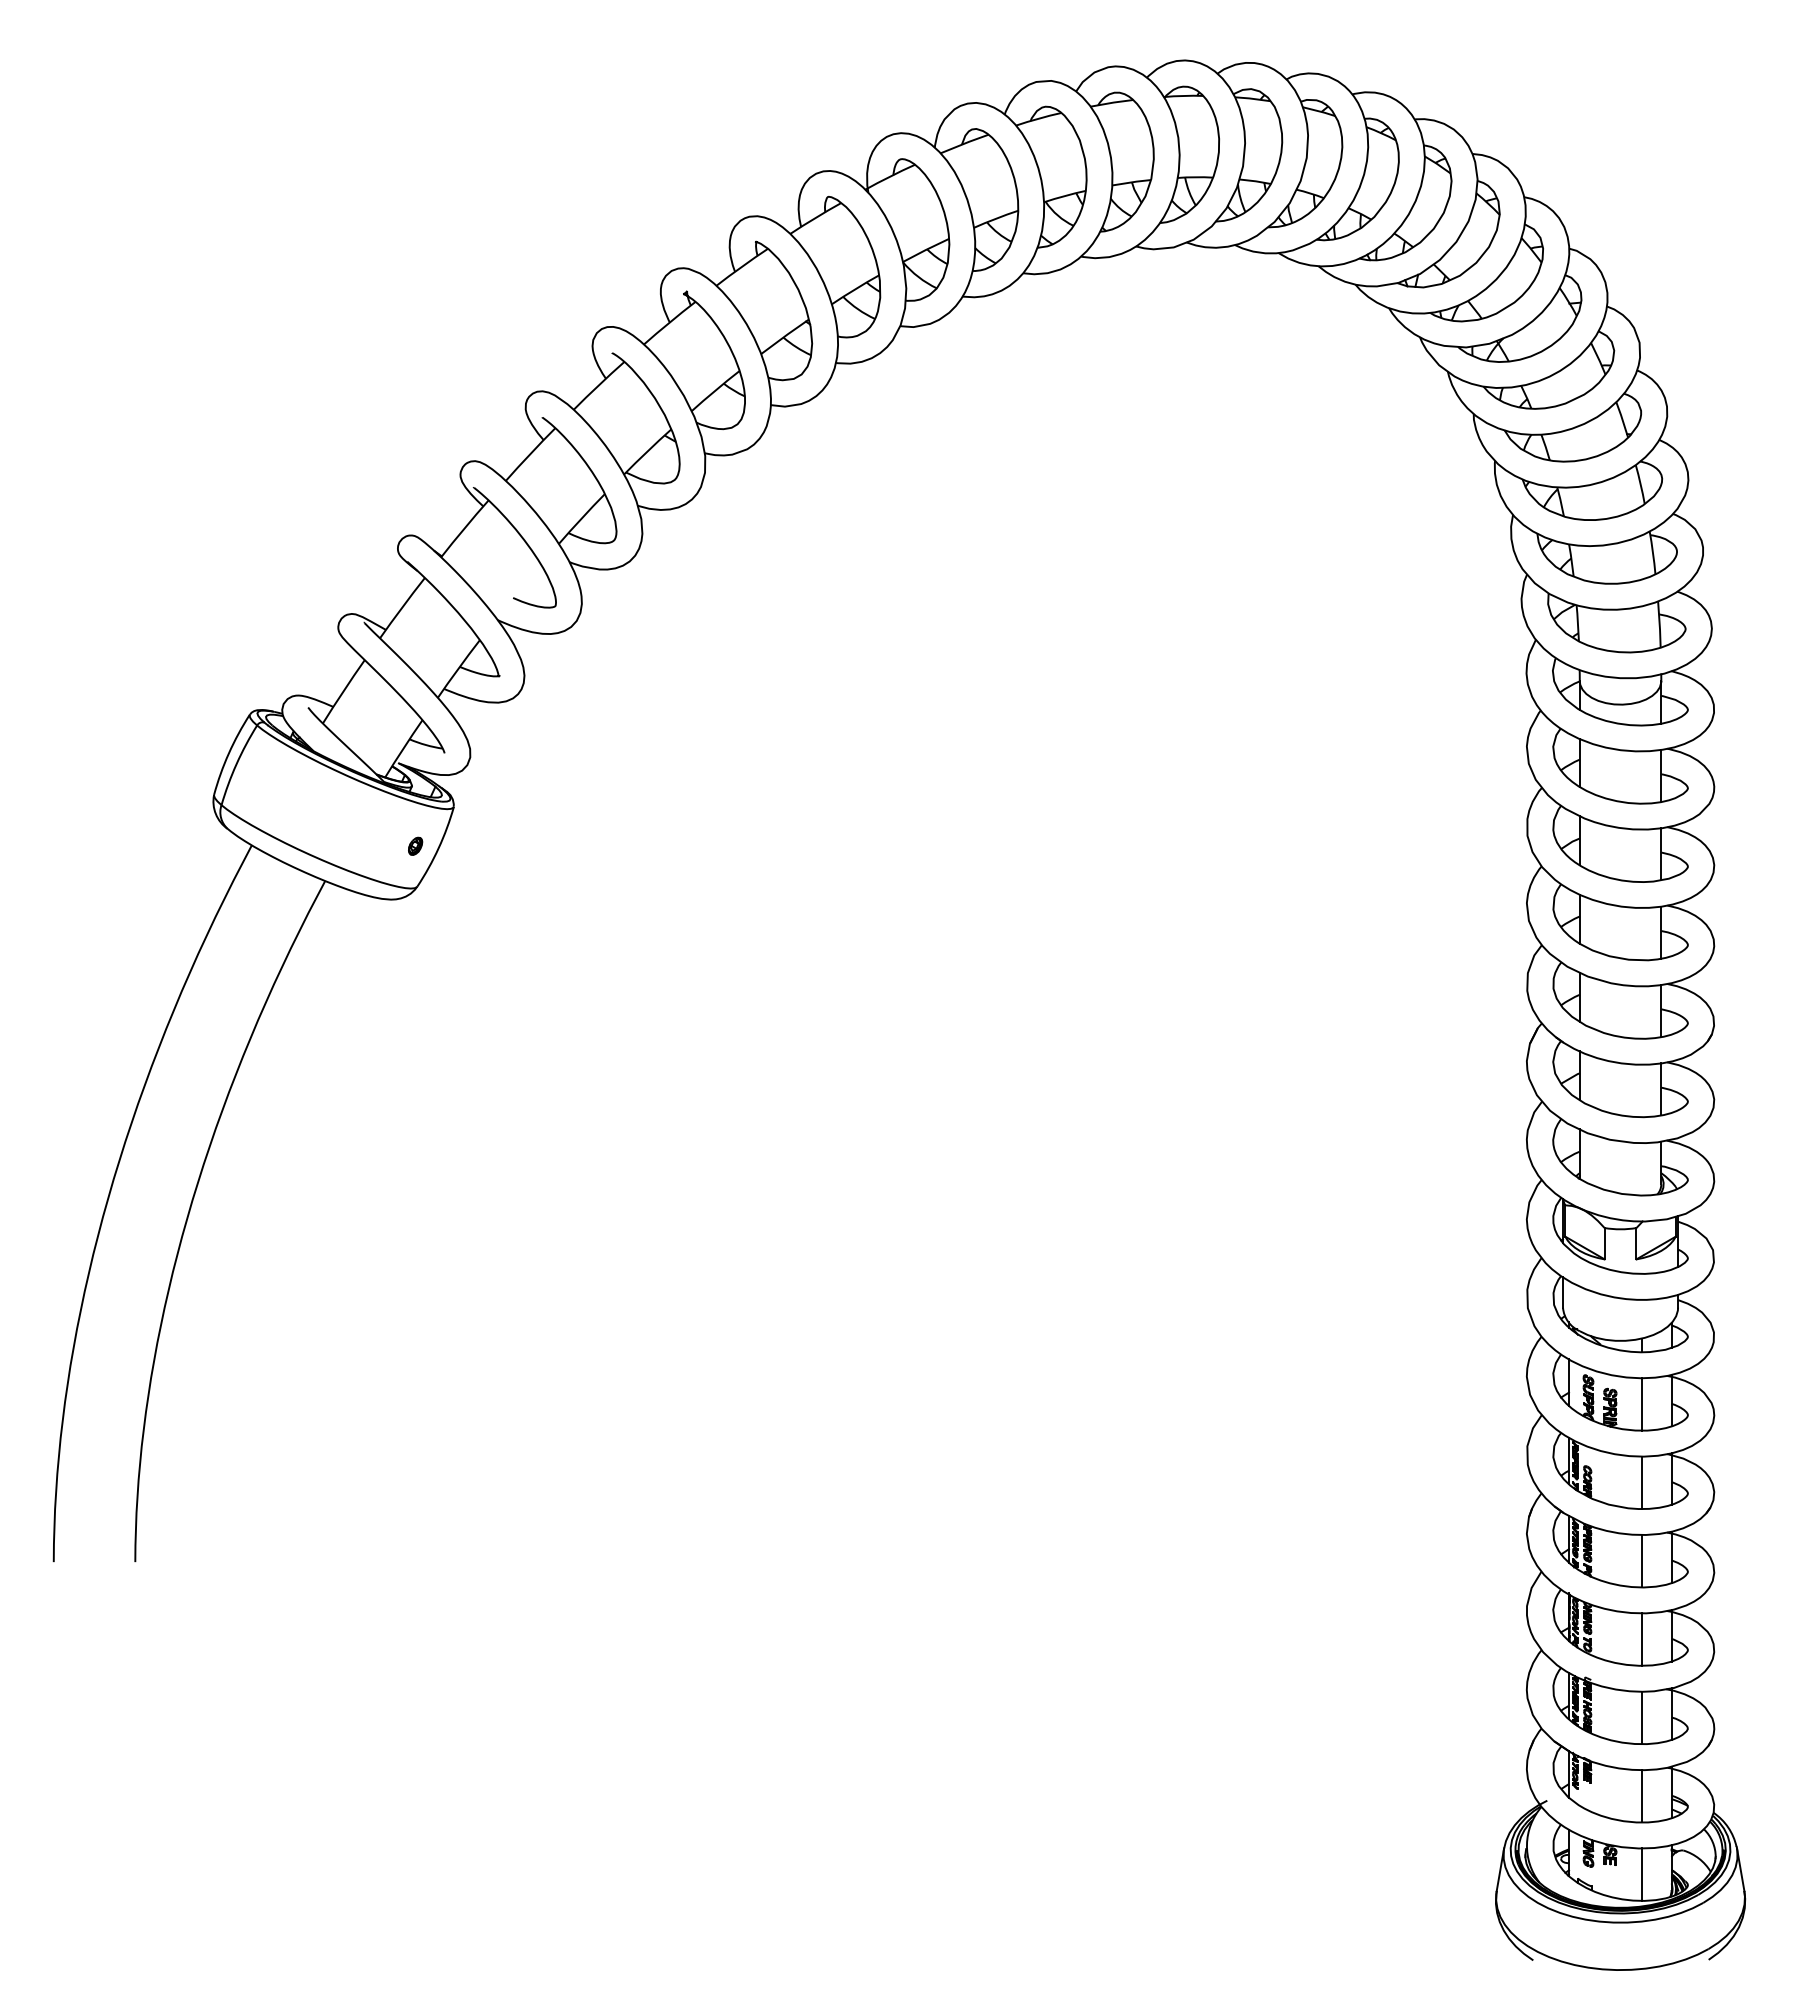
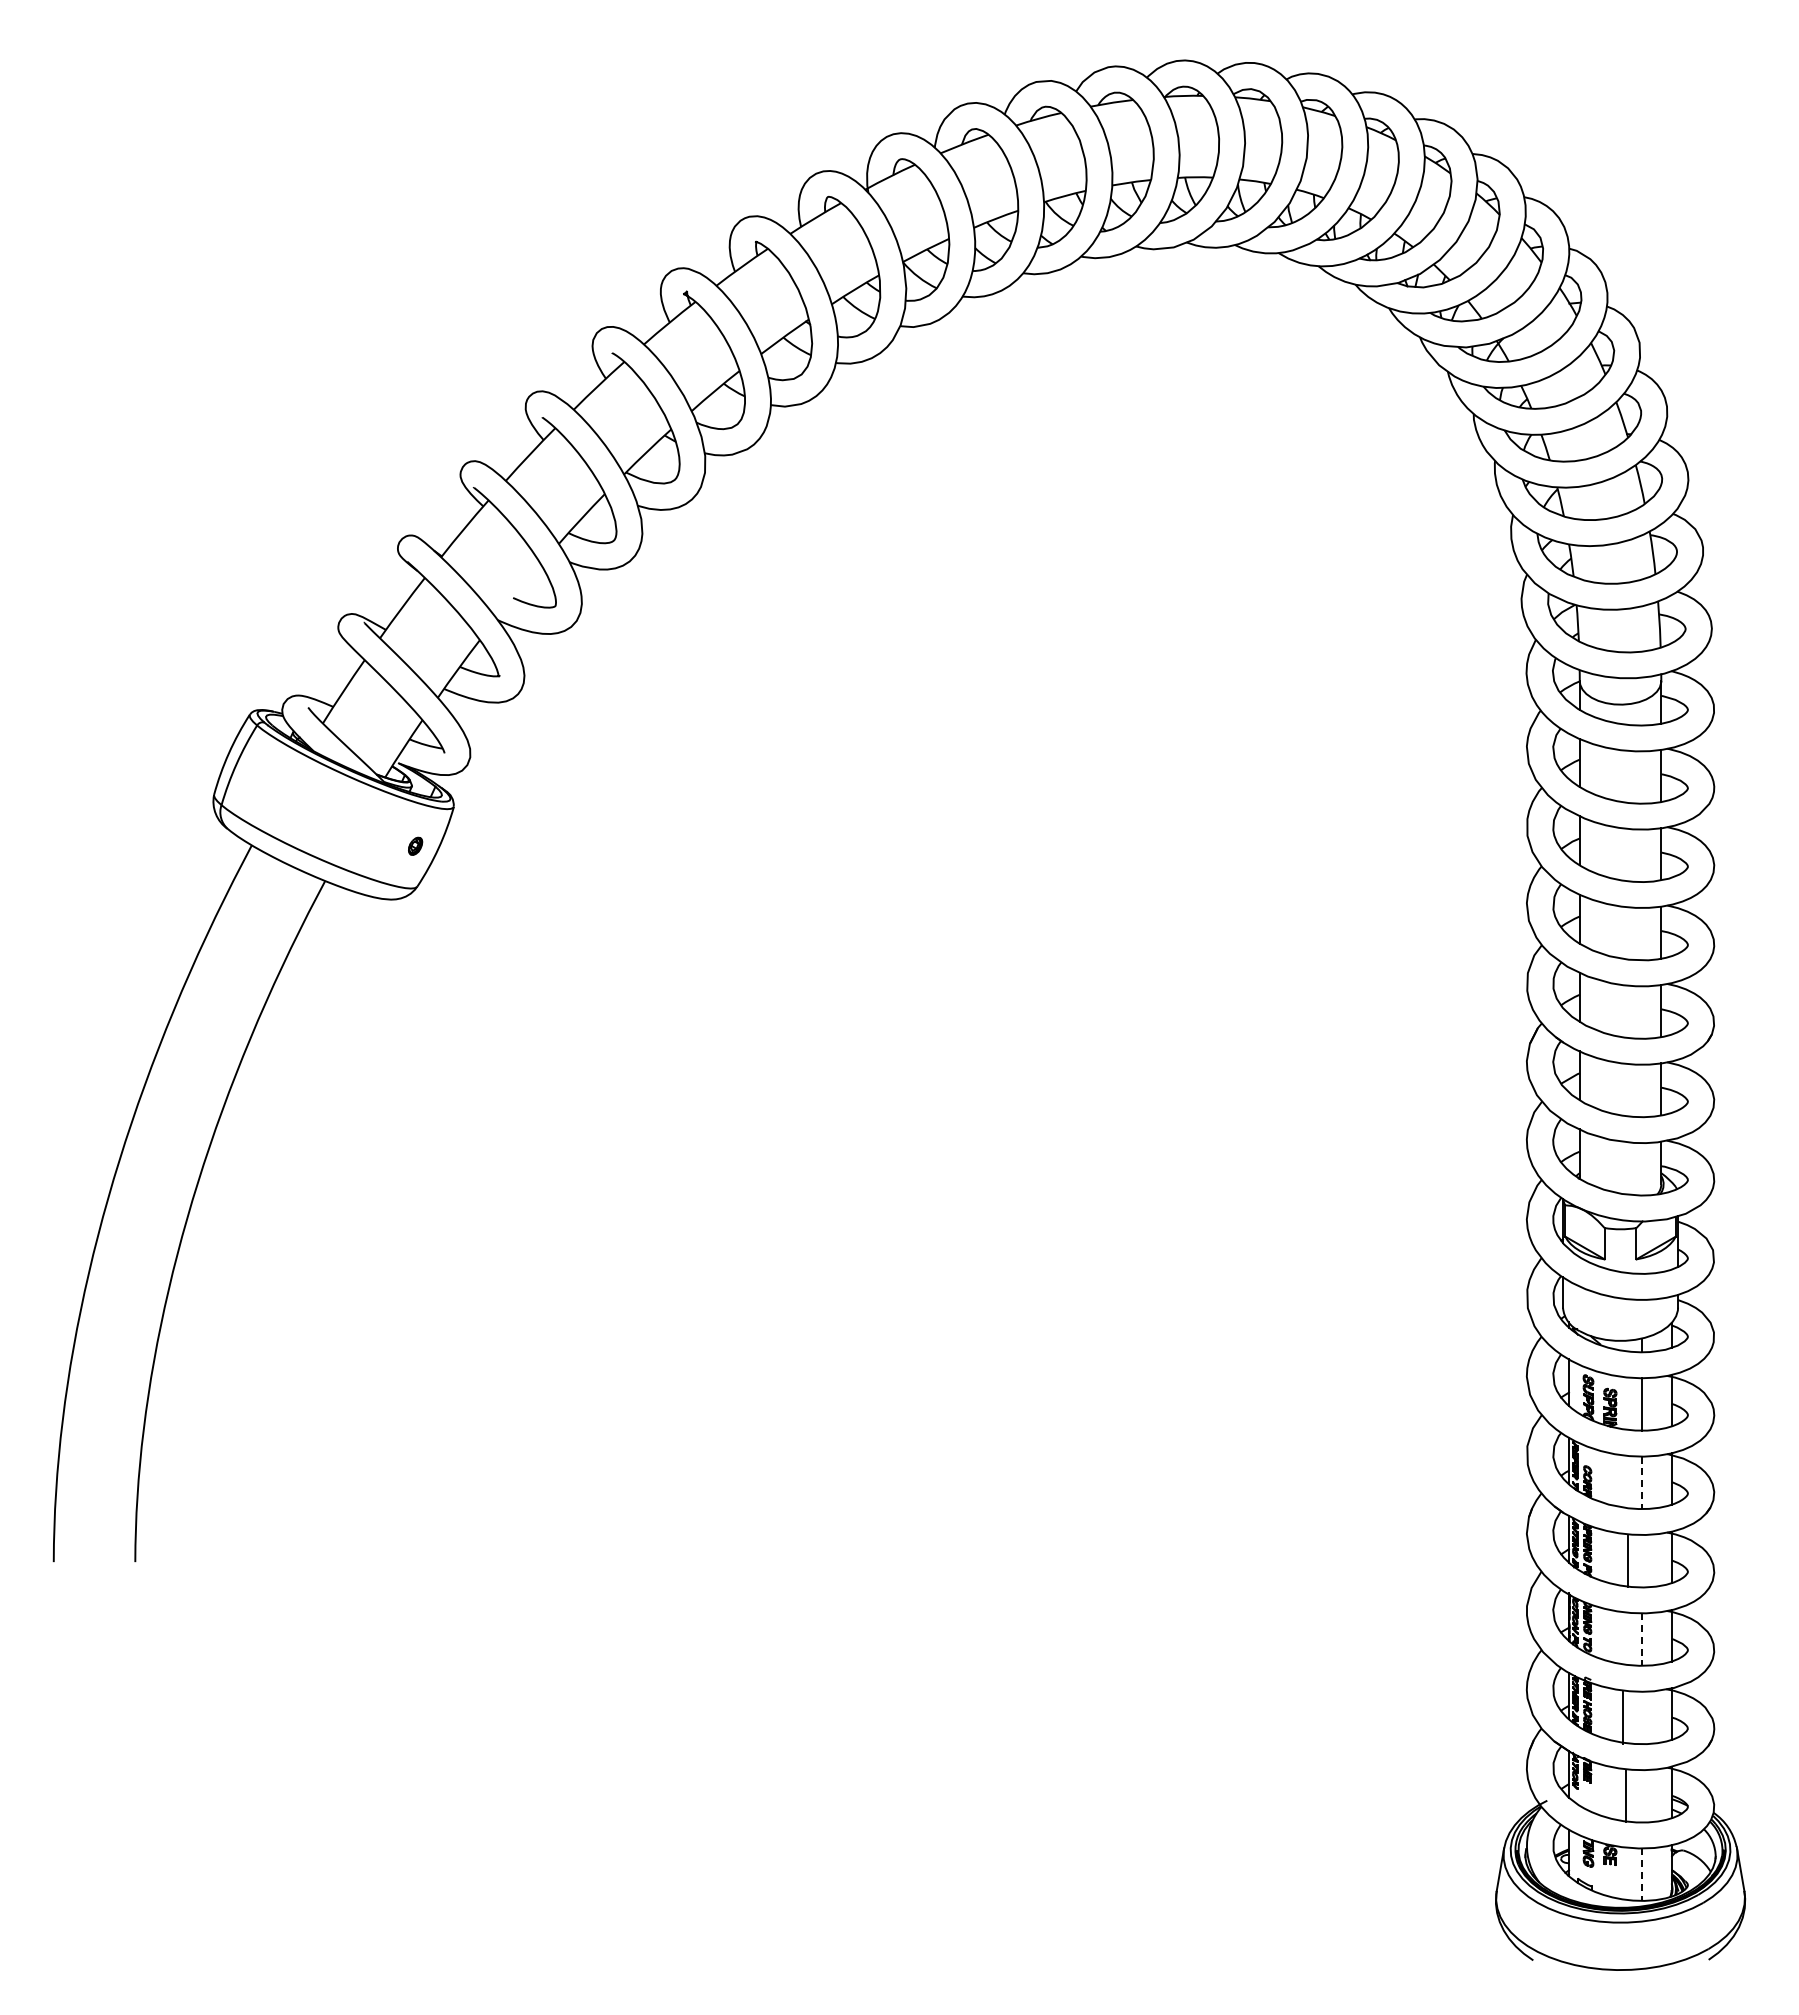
line: solid -> dashed (1642, 1483)
line position: (1642, 1560) -> (1628, 1560) (1628, 1560)
line: solid -> dashed (1642, 1640)
line position: (1642, 1717) -> (1623, 1717) (1623, 1717)
line position: (1642, 1796) -> (1626, 1796) (1626, 1796)
line: solid -> dashed (1642, 1875)
